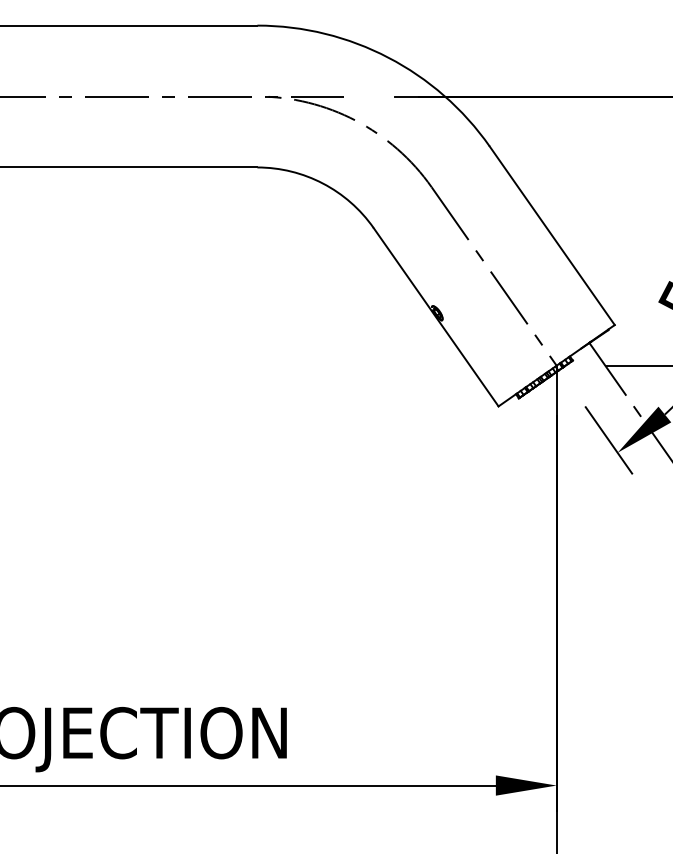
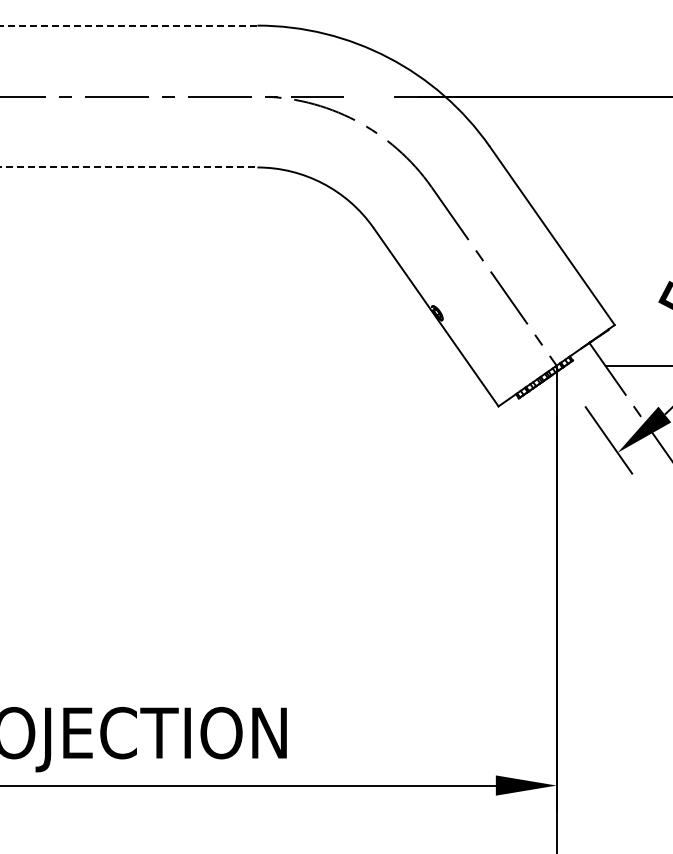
line: solid -> dashed (128, 25)
line: solid -> dashed (129, 167)
